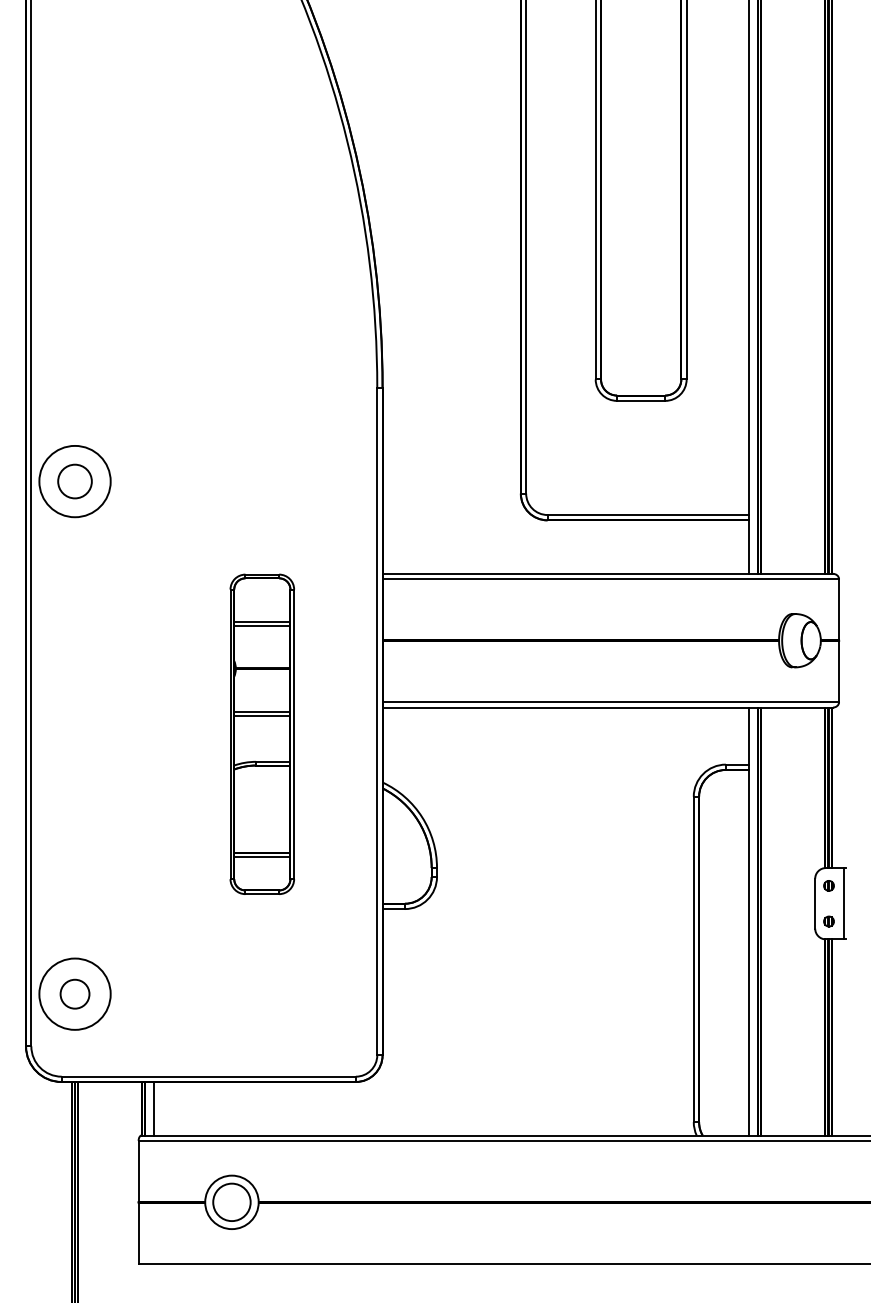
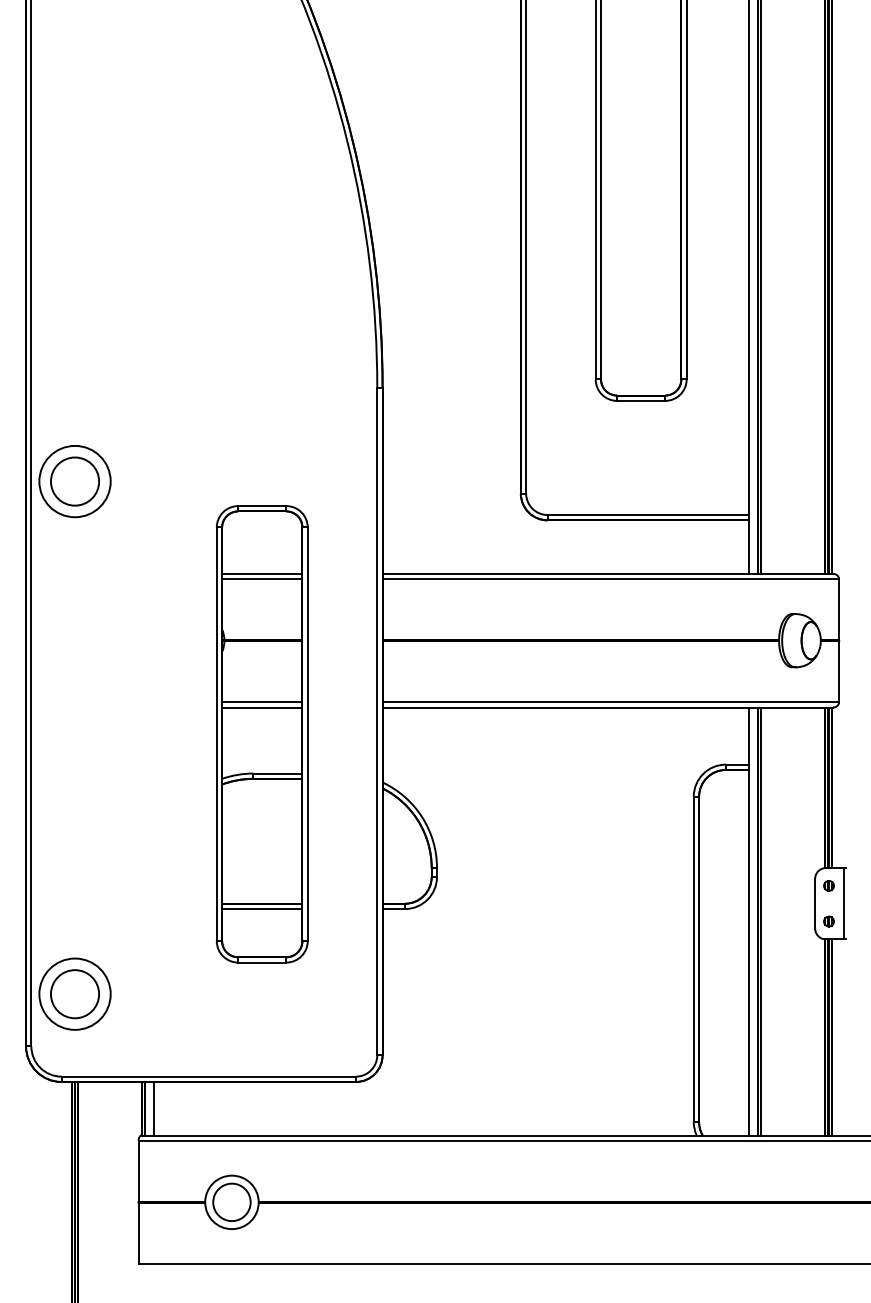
circle size: 36x37 px -> 50x51 px (74, 481)
part size: 66x322 px -> 93x459 px (262, 734)
circle diameter: 29 px -> 48 px (74, 994)
